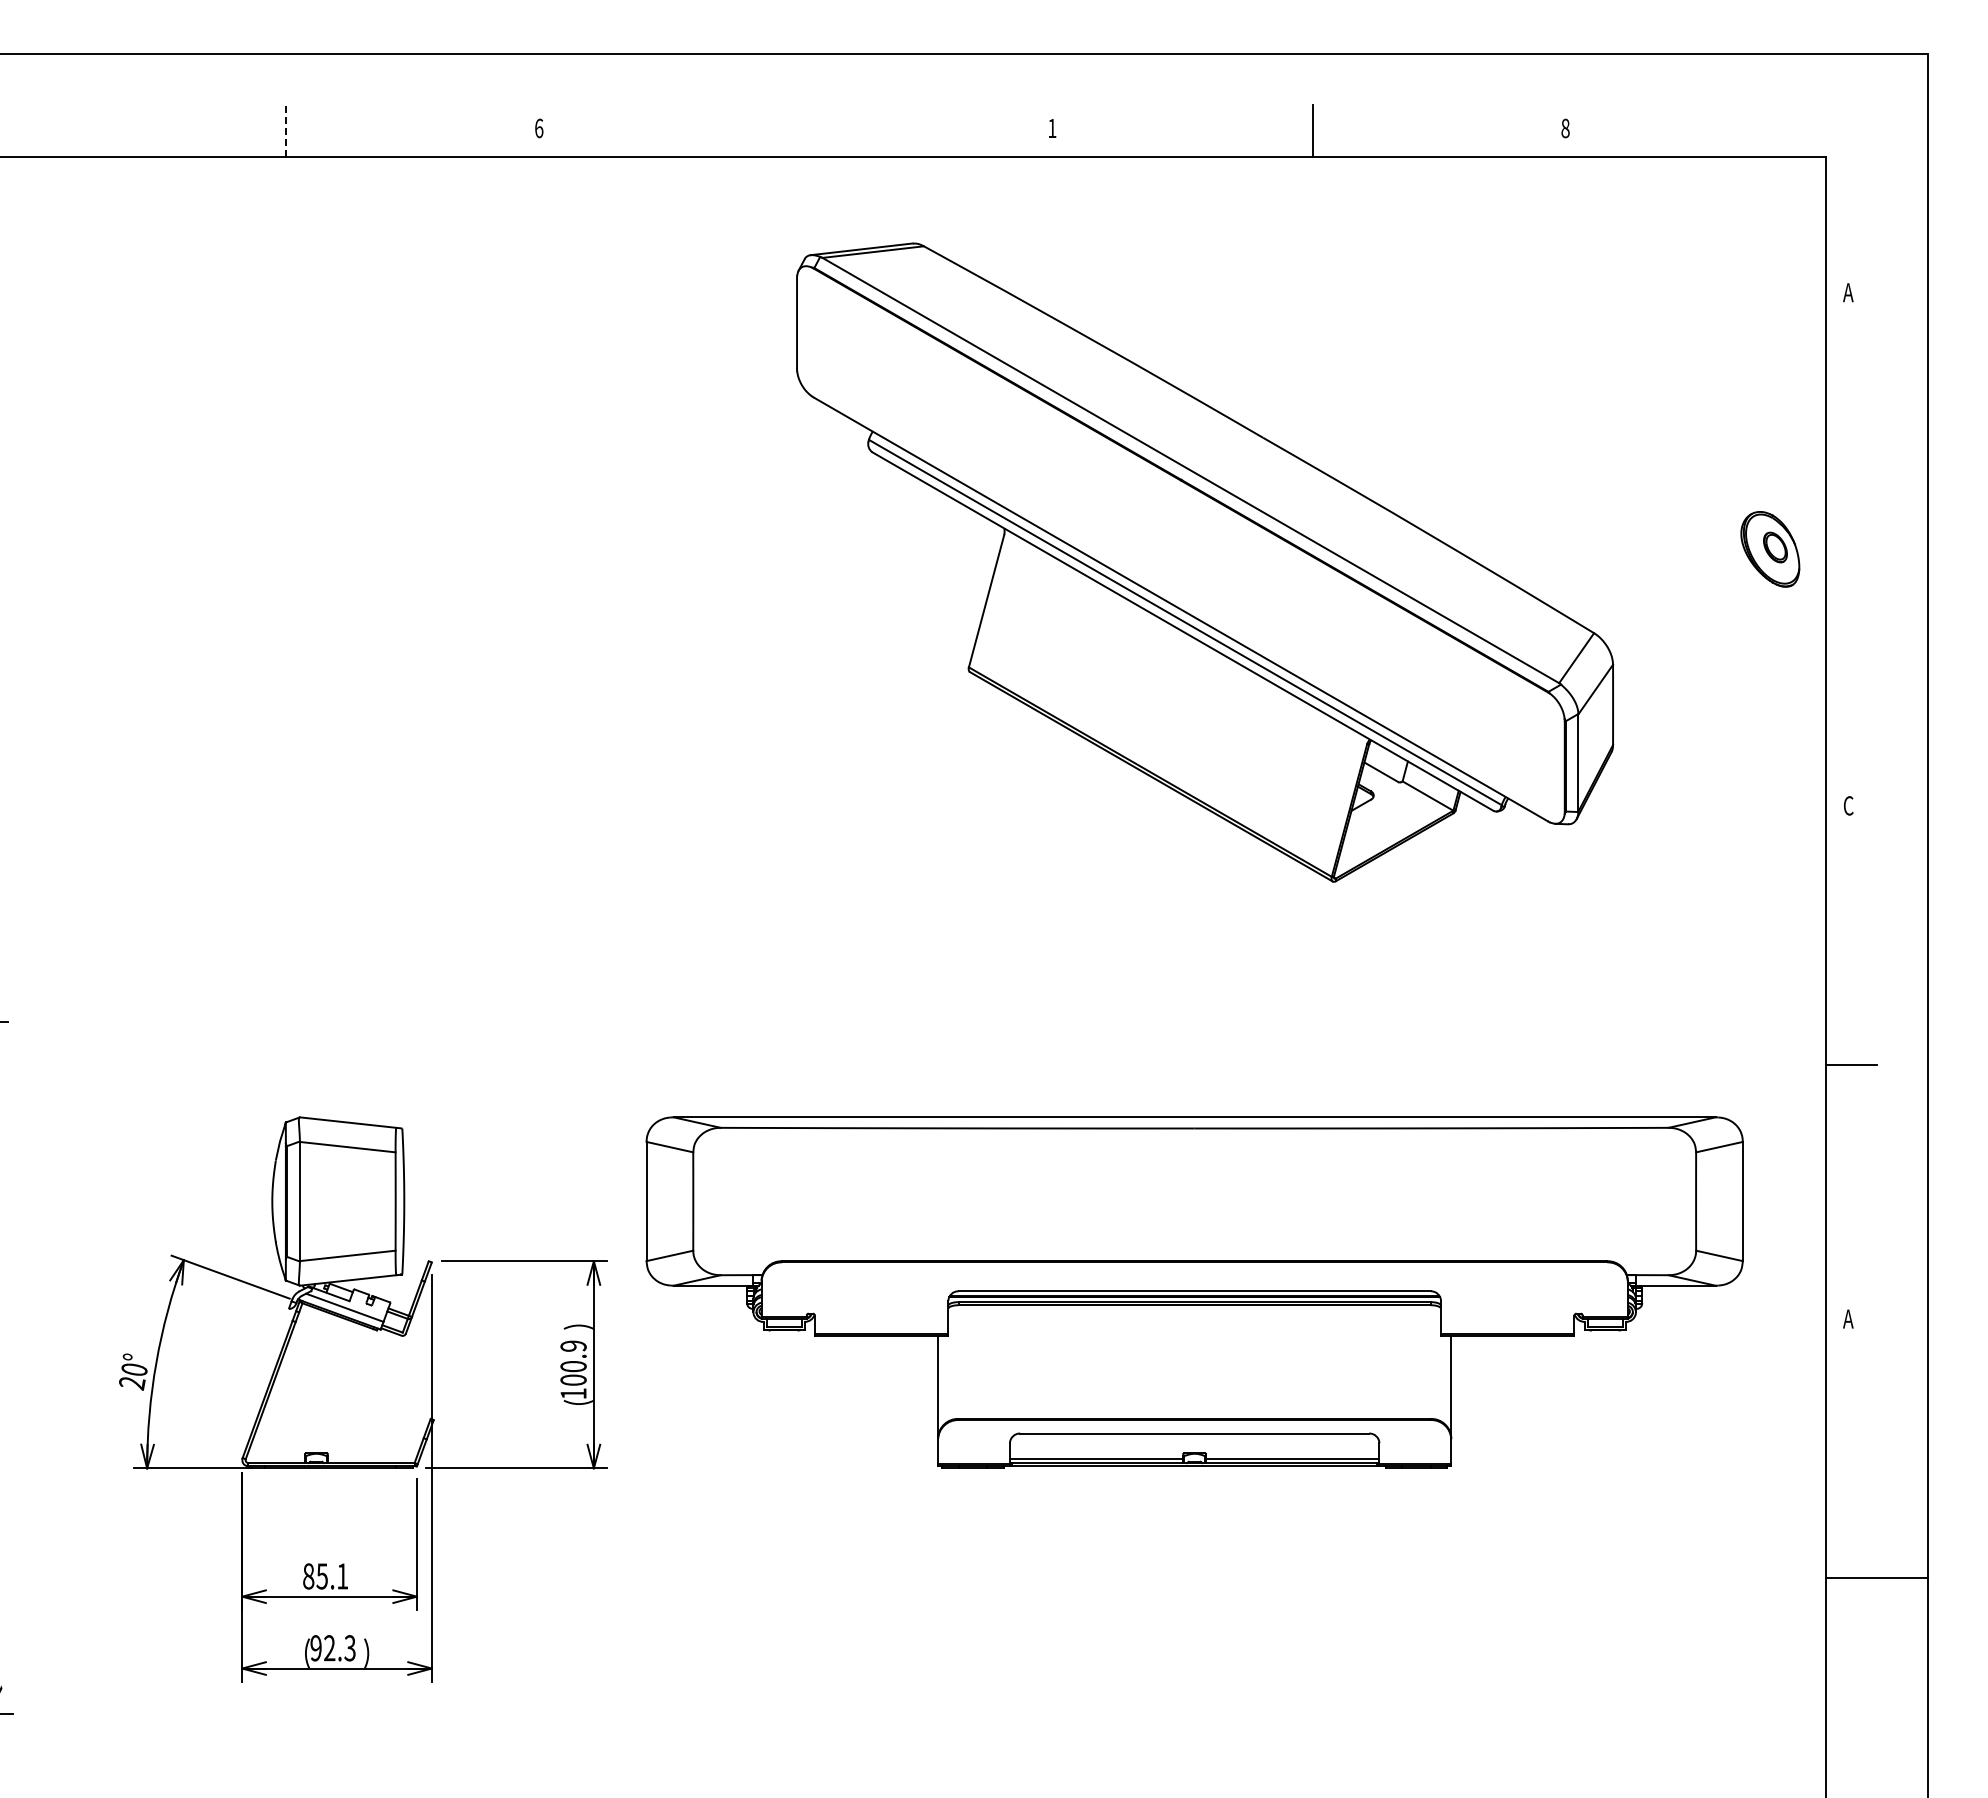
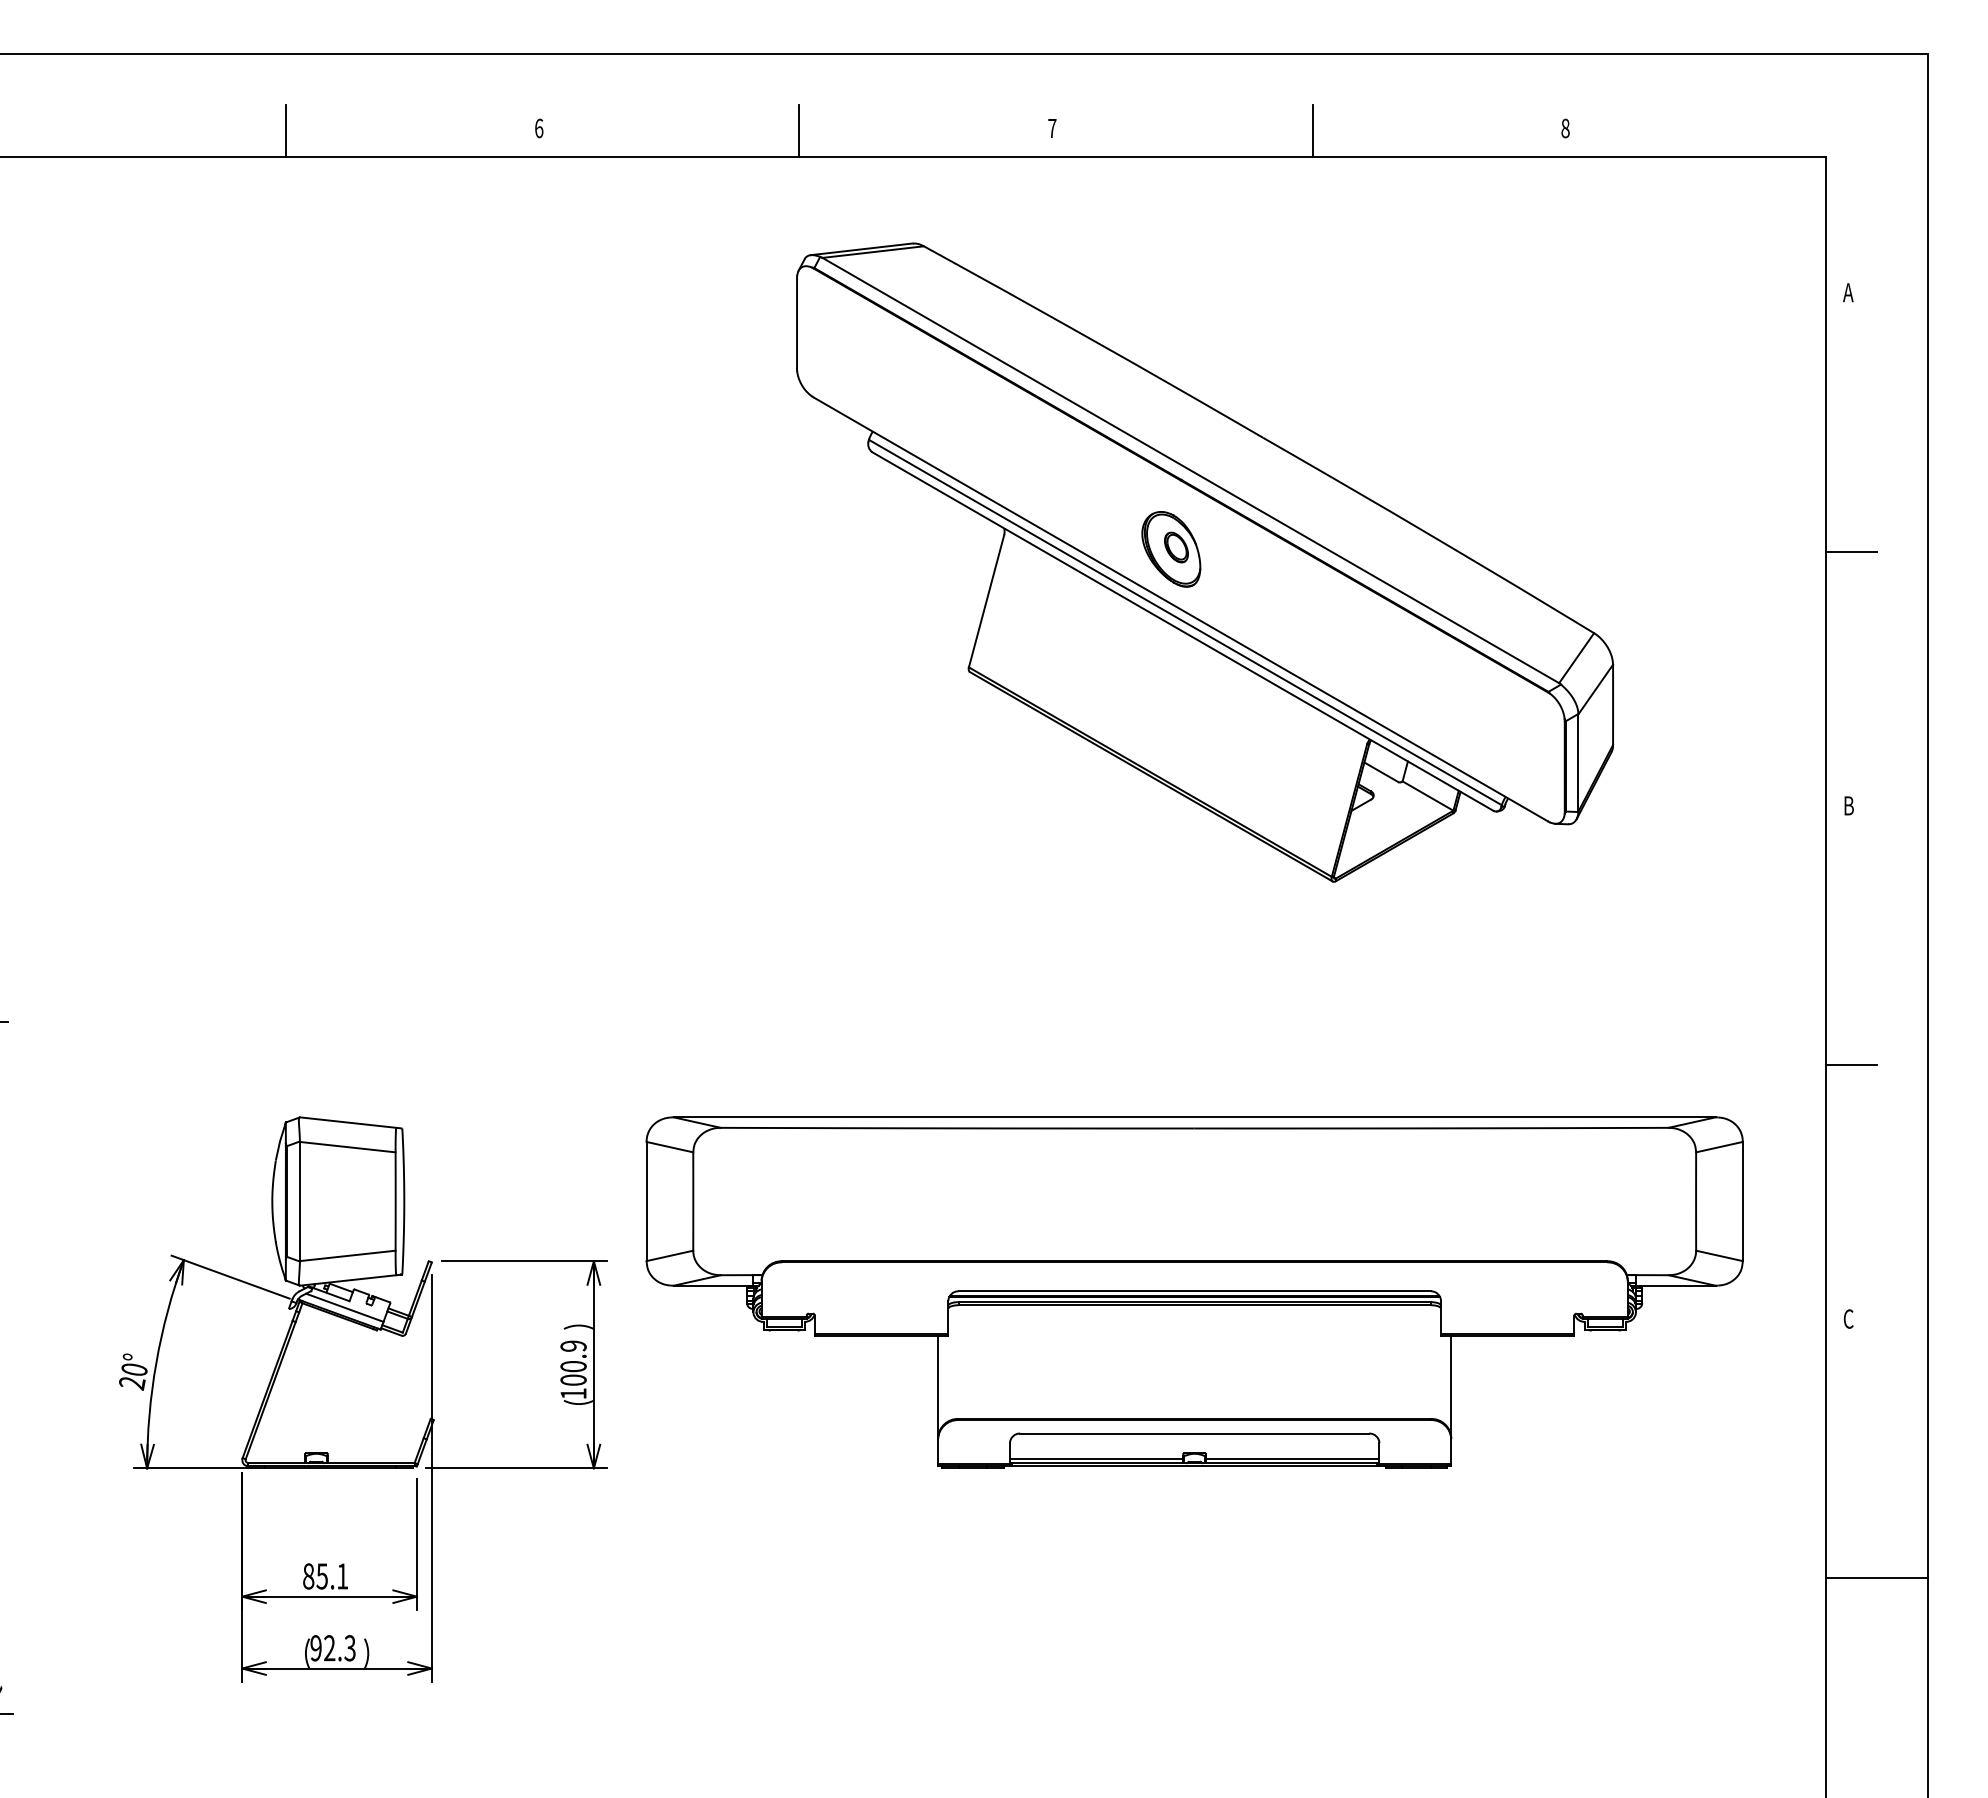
text: 1 -> 7 (1052, 128)
line: dashed -> solid (286, 130)
line: none -> present (799, 130)
part position: (1770, 549) -> (1171, 549) (1171, 549)
line: none -> present (1851, 551)
text: C -> B (1848, 805)
text: A -> C (1848, 1318)
